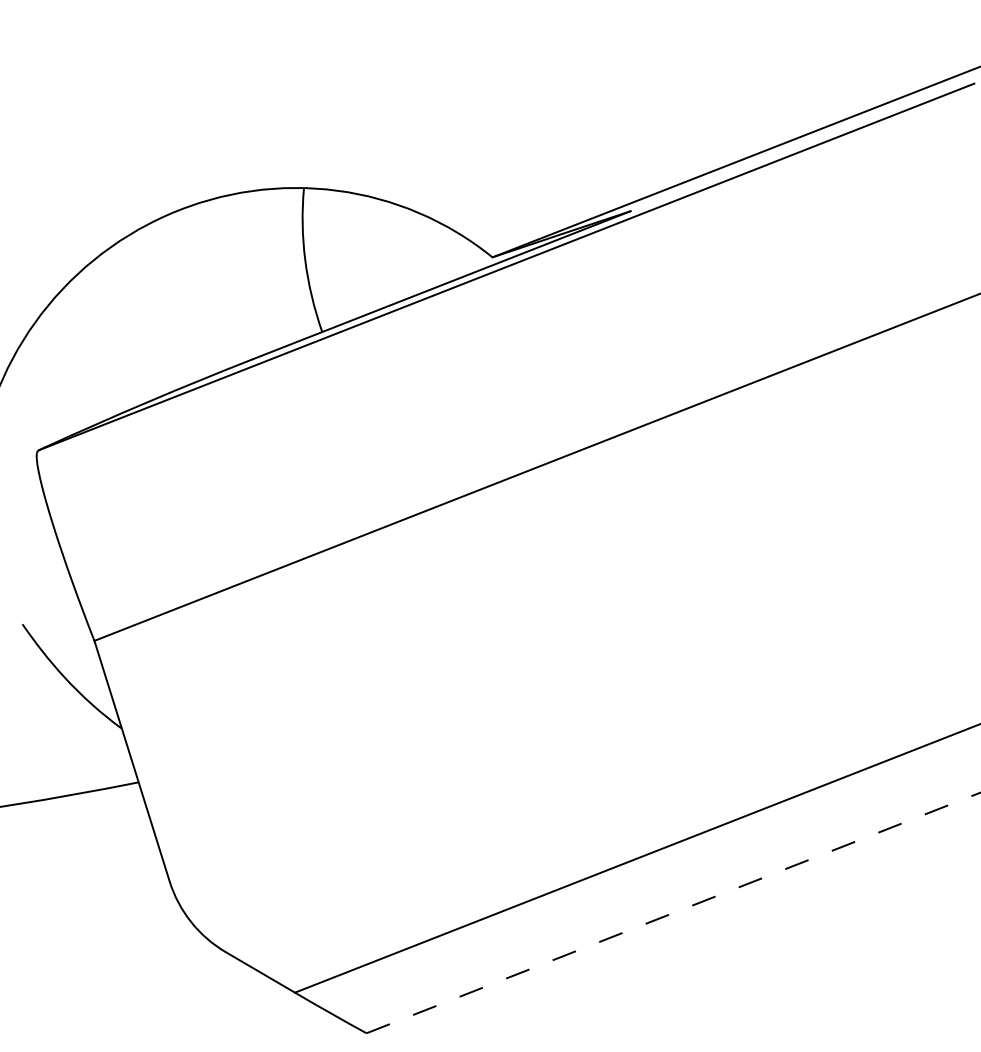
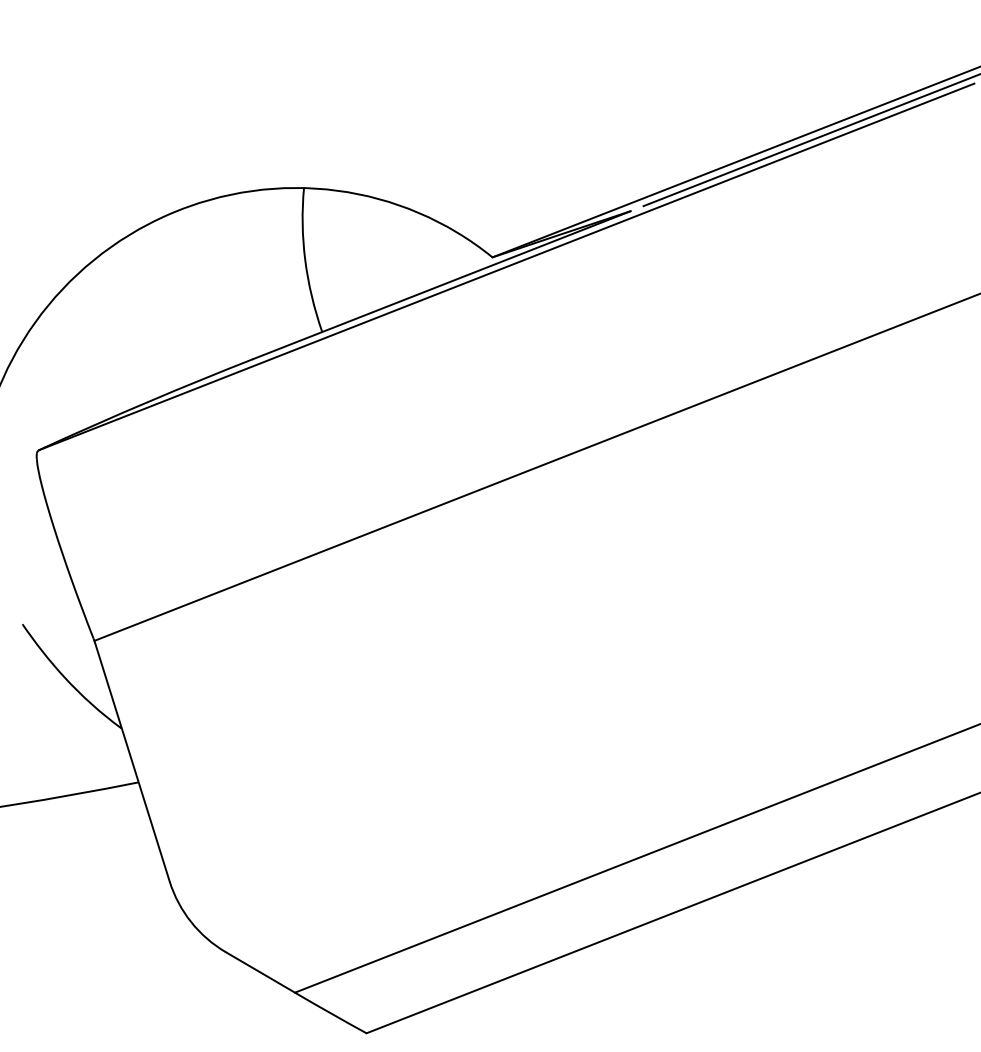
line: none -> present (810, 140)
line: dashed -> solid (673, 912)
